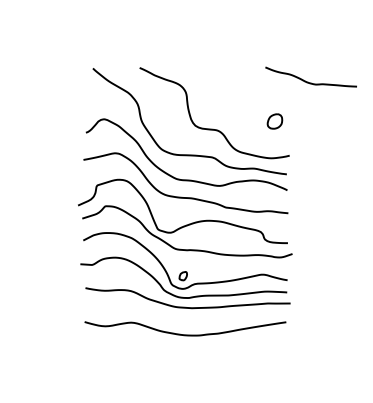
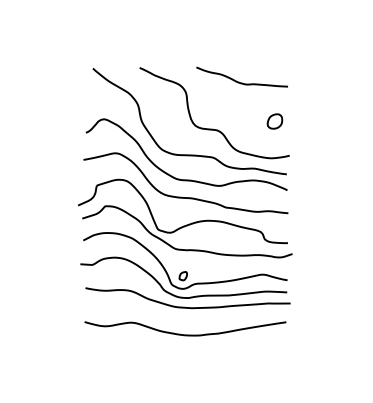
curve position: (308, 81) -> (239, 81) (239, 81)
